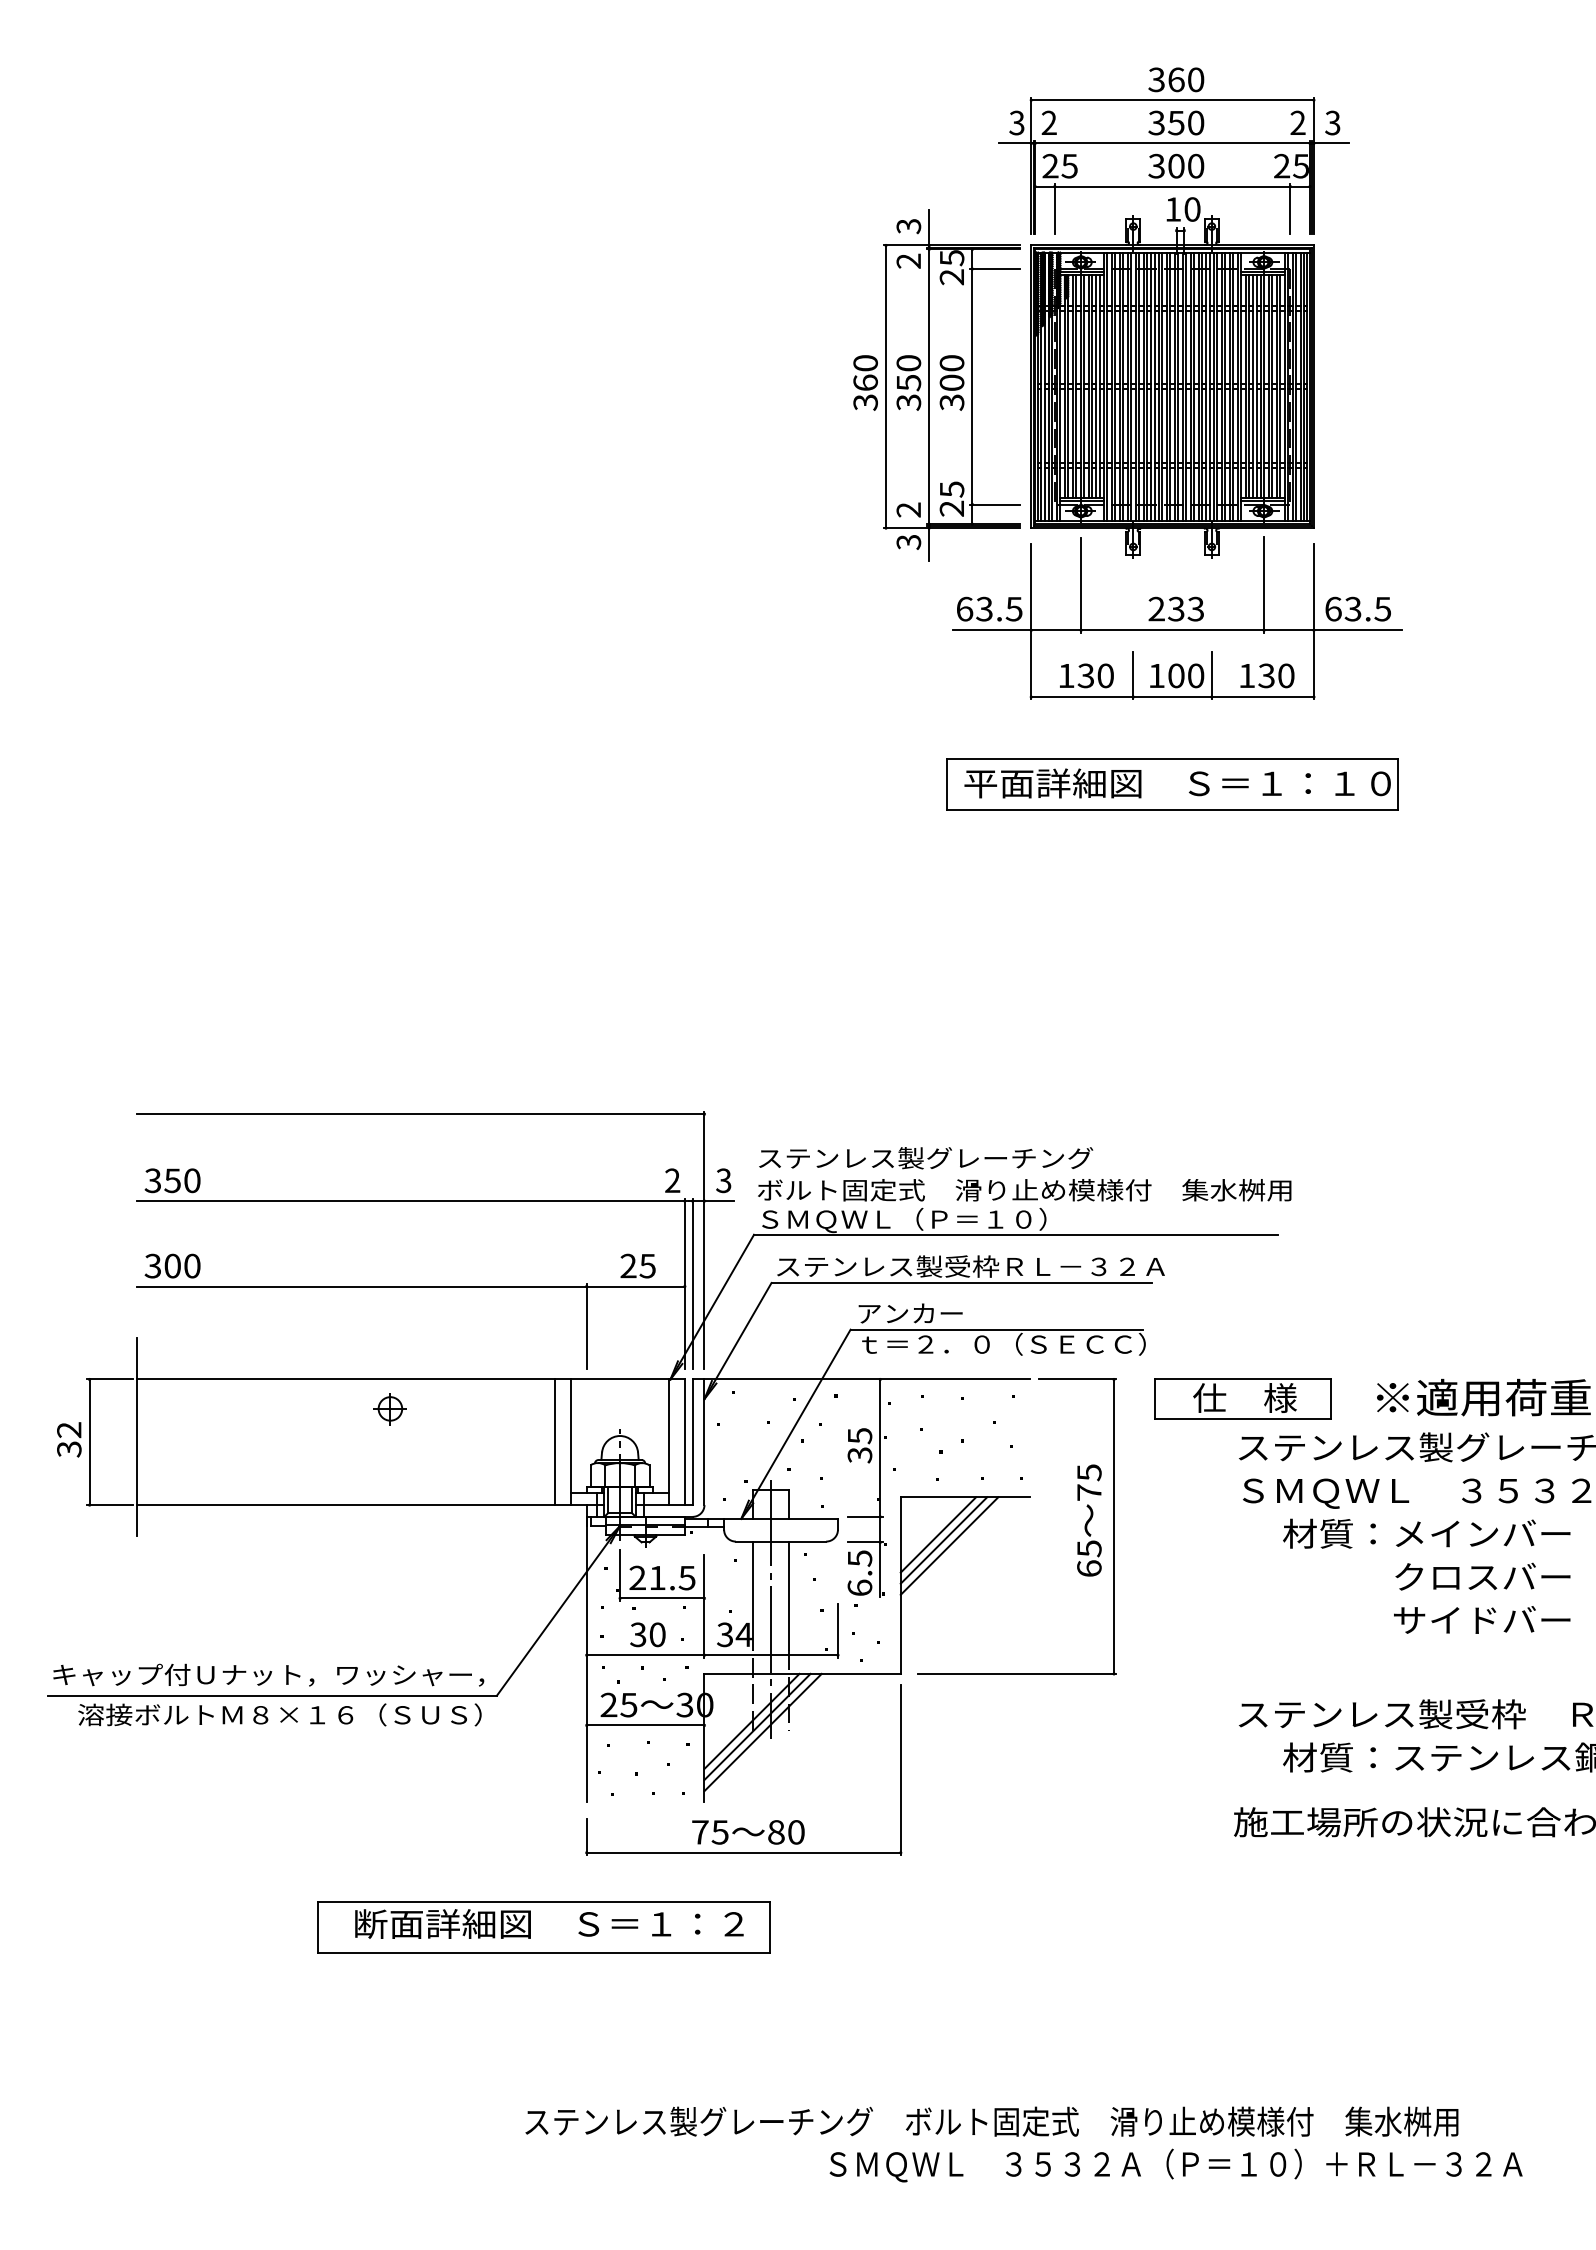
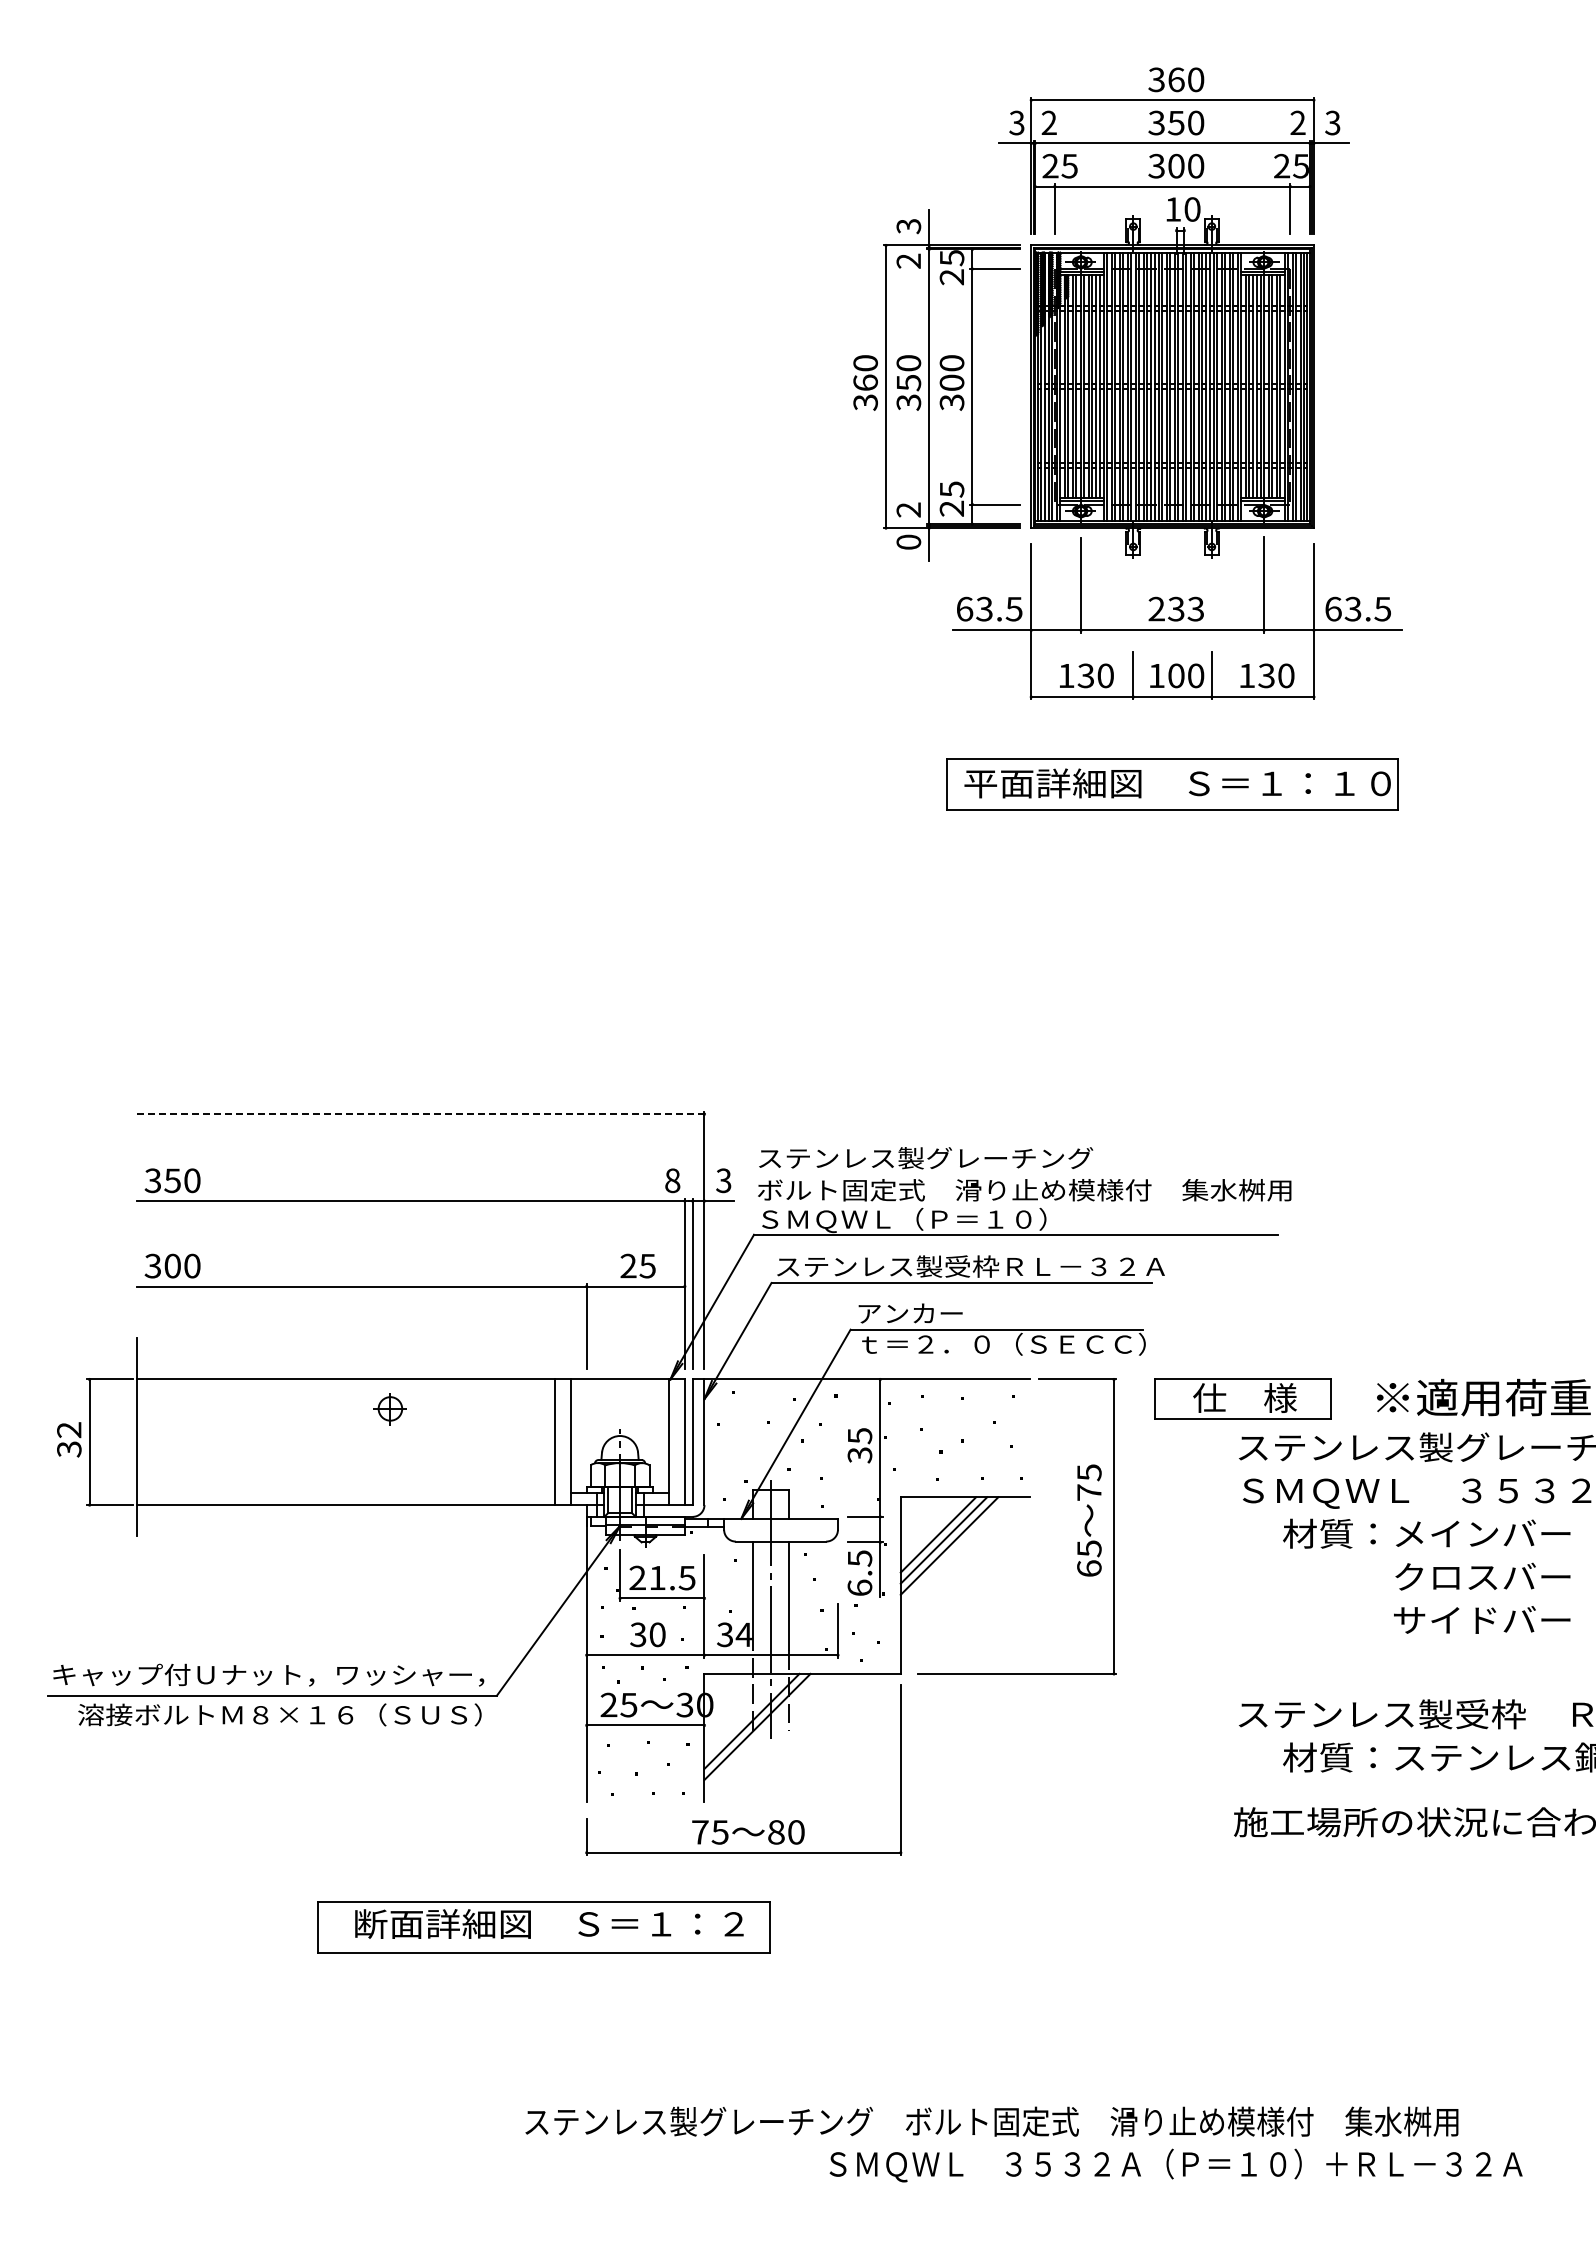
text: 3 -> 0 (908, 541)
line: solid -> dashed (420, 1114)
text: 2 -> 8 (672, 1180)
line: present -> none (762, 1732)
